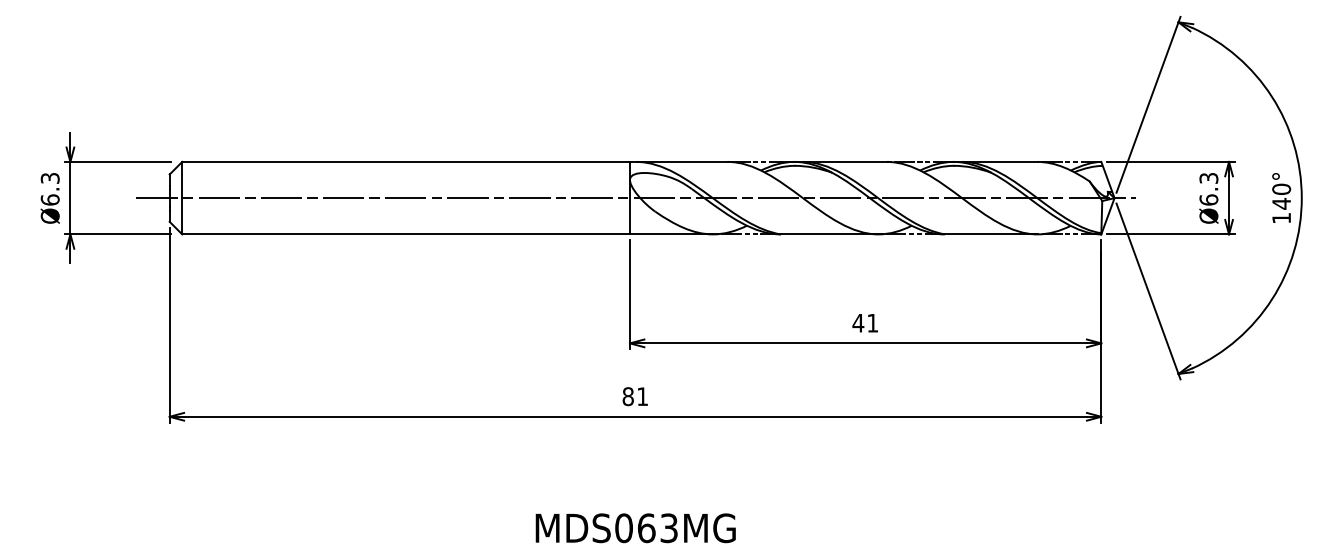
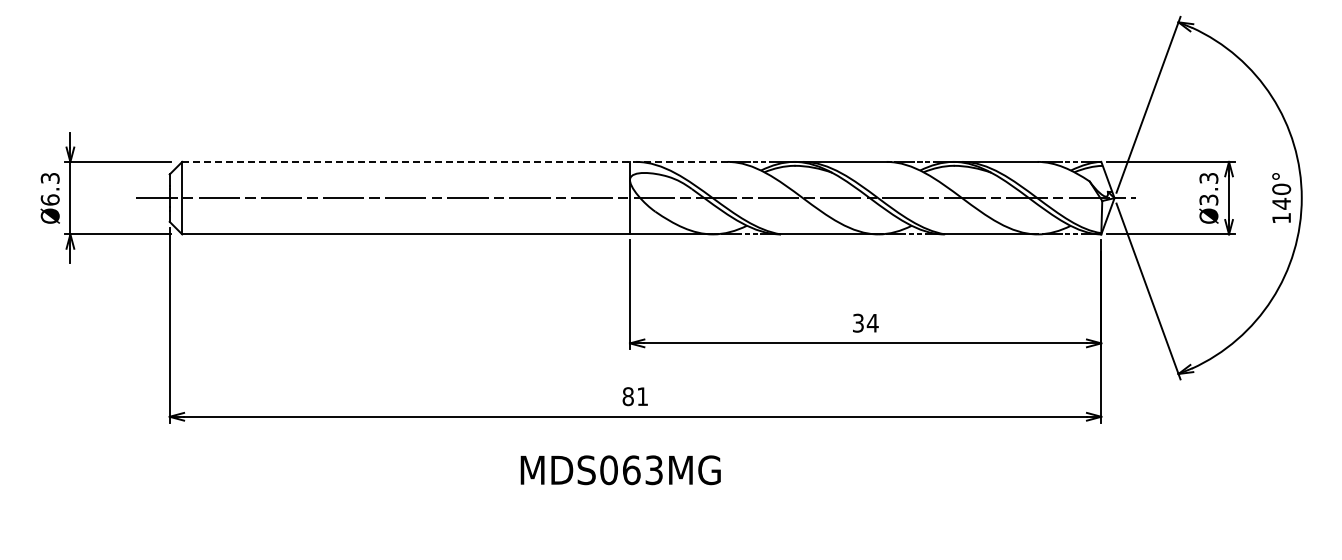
line: solid -> dashed (454, 161)
text: Ø6.3 -> Ø3.3 (1208, 199)
text: 41 -> 34 (865, 322)
text position: (635, 528) -> (620, 470) (620, 470)
